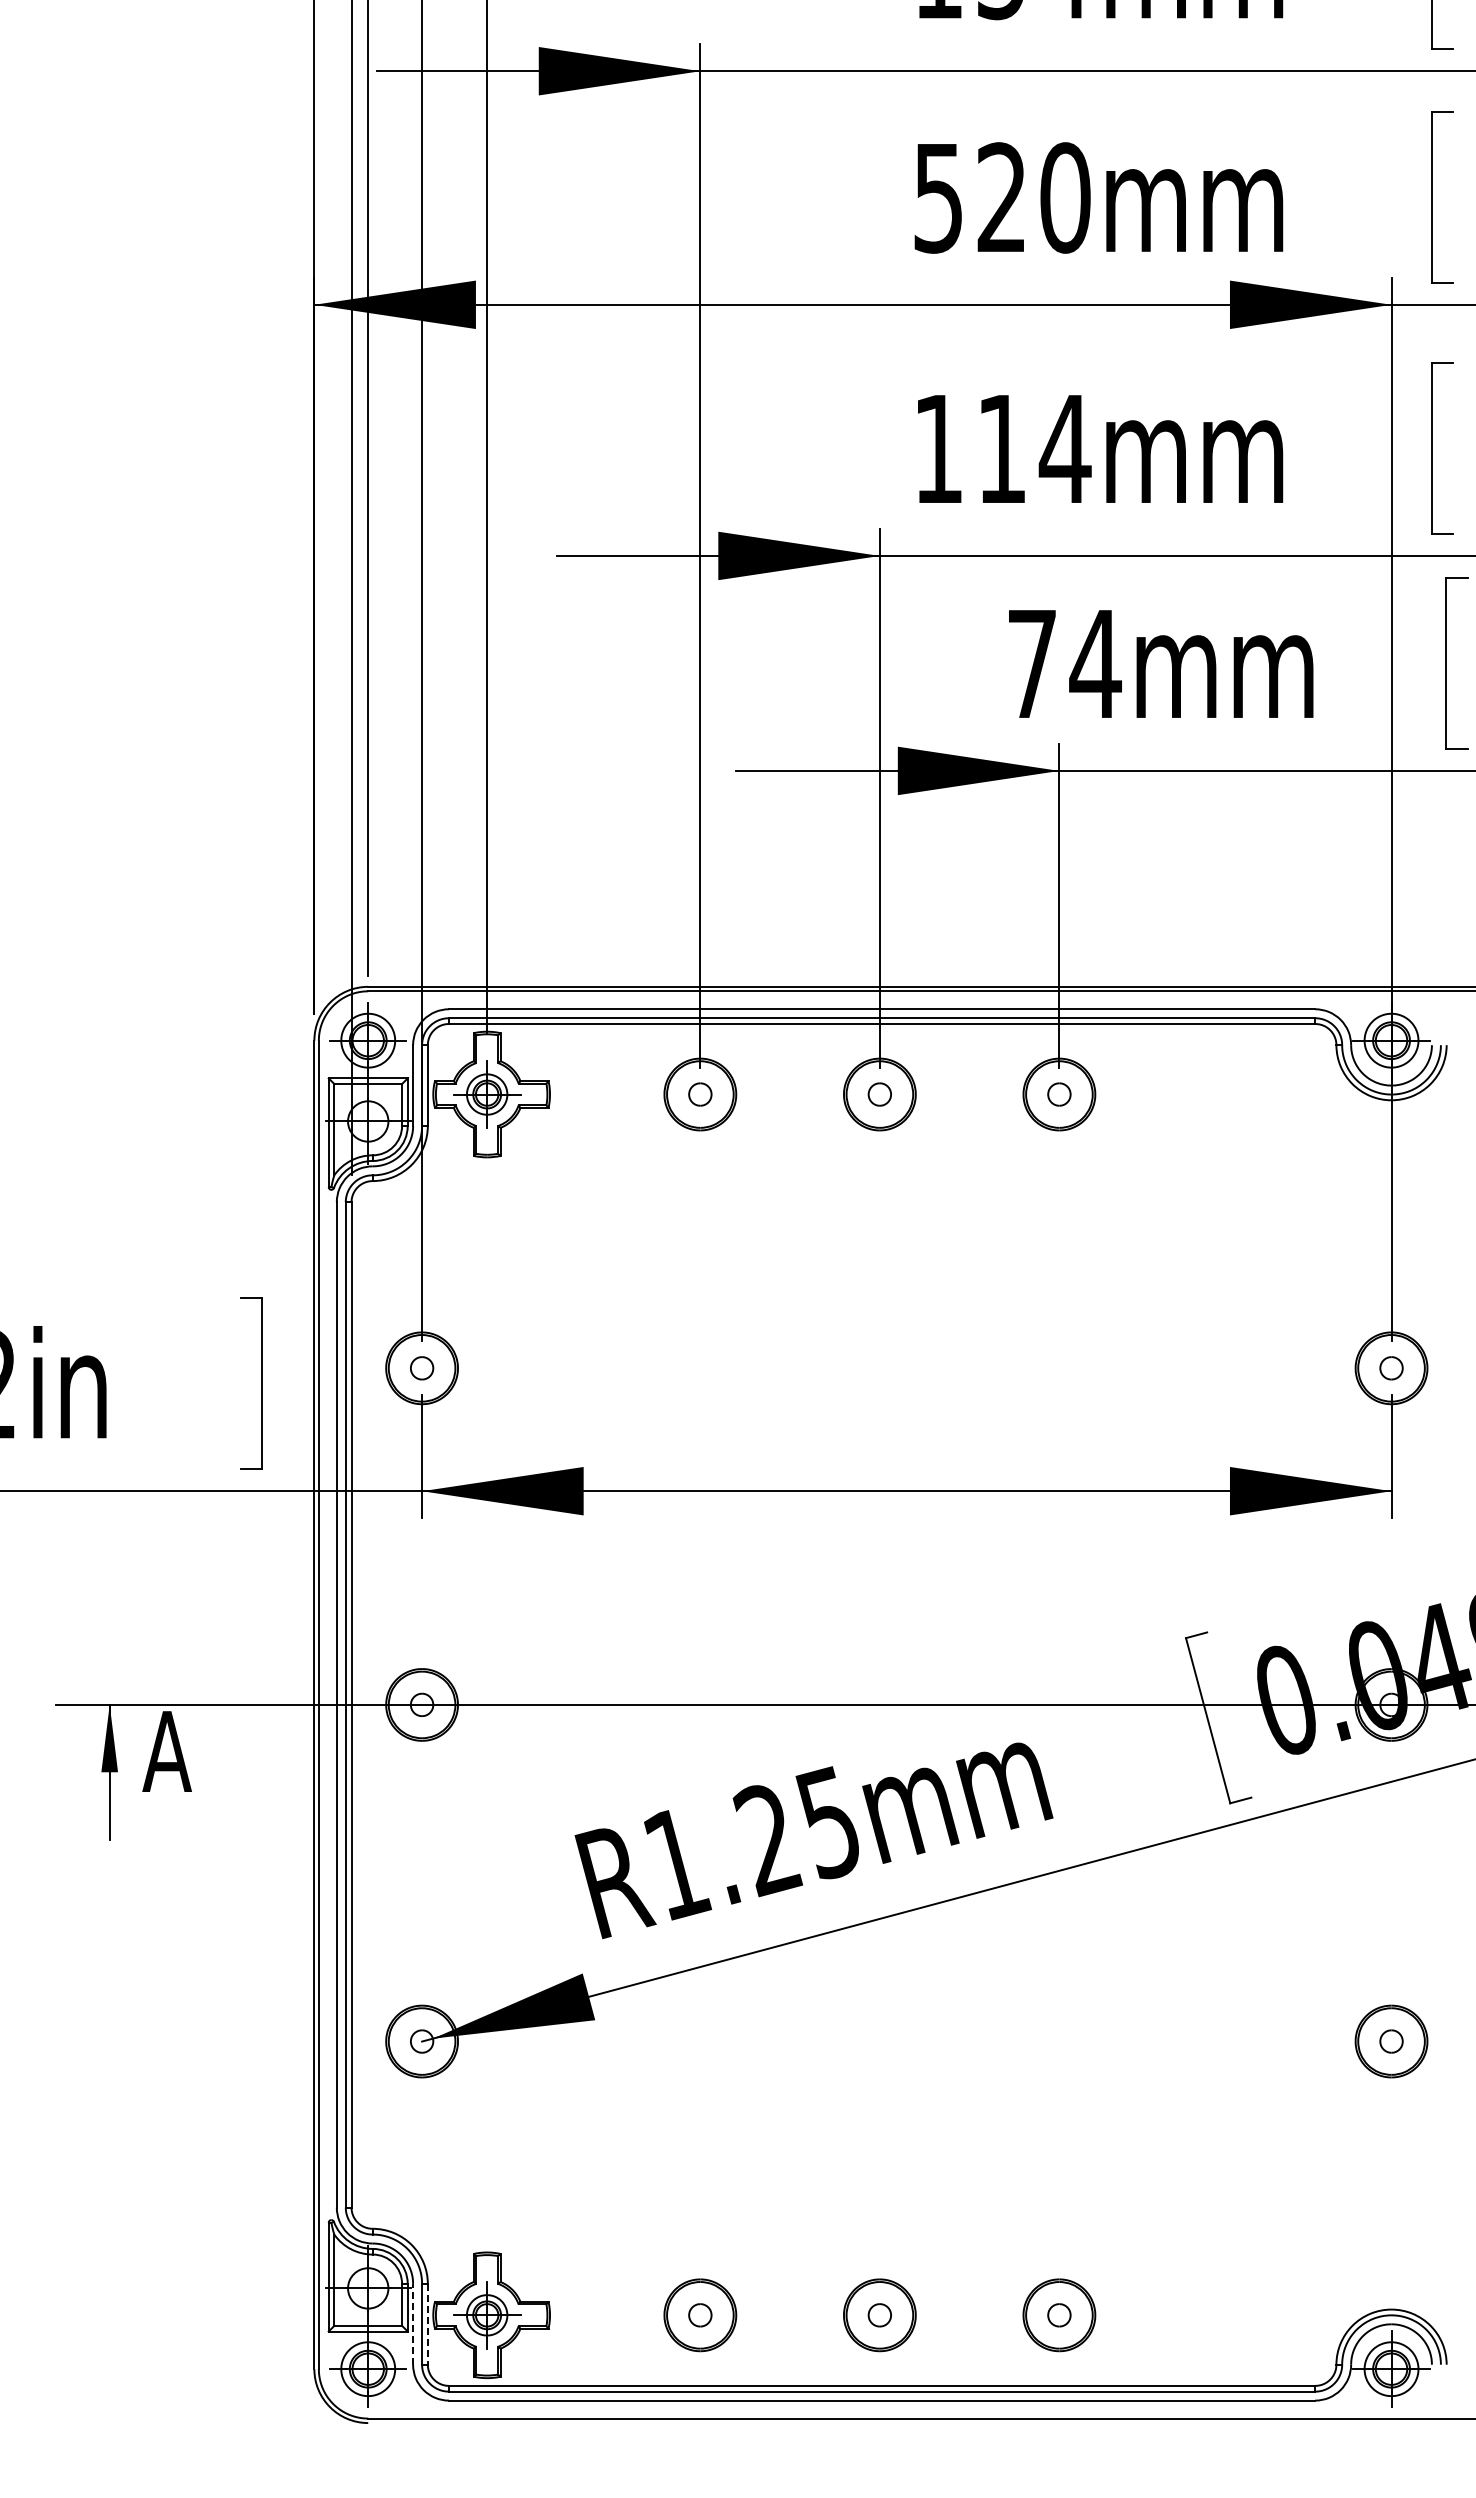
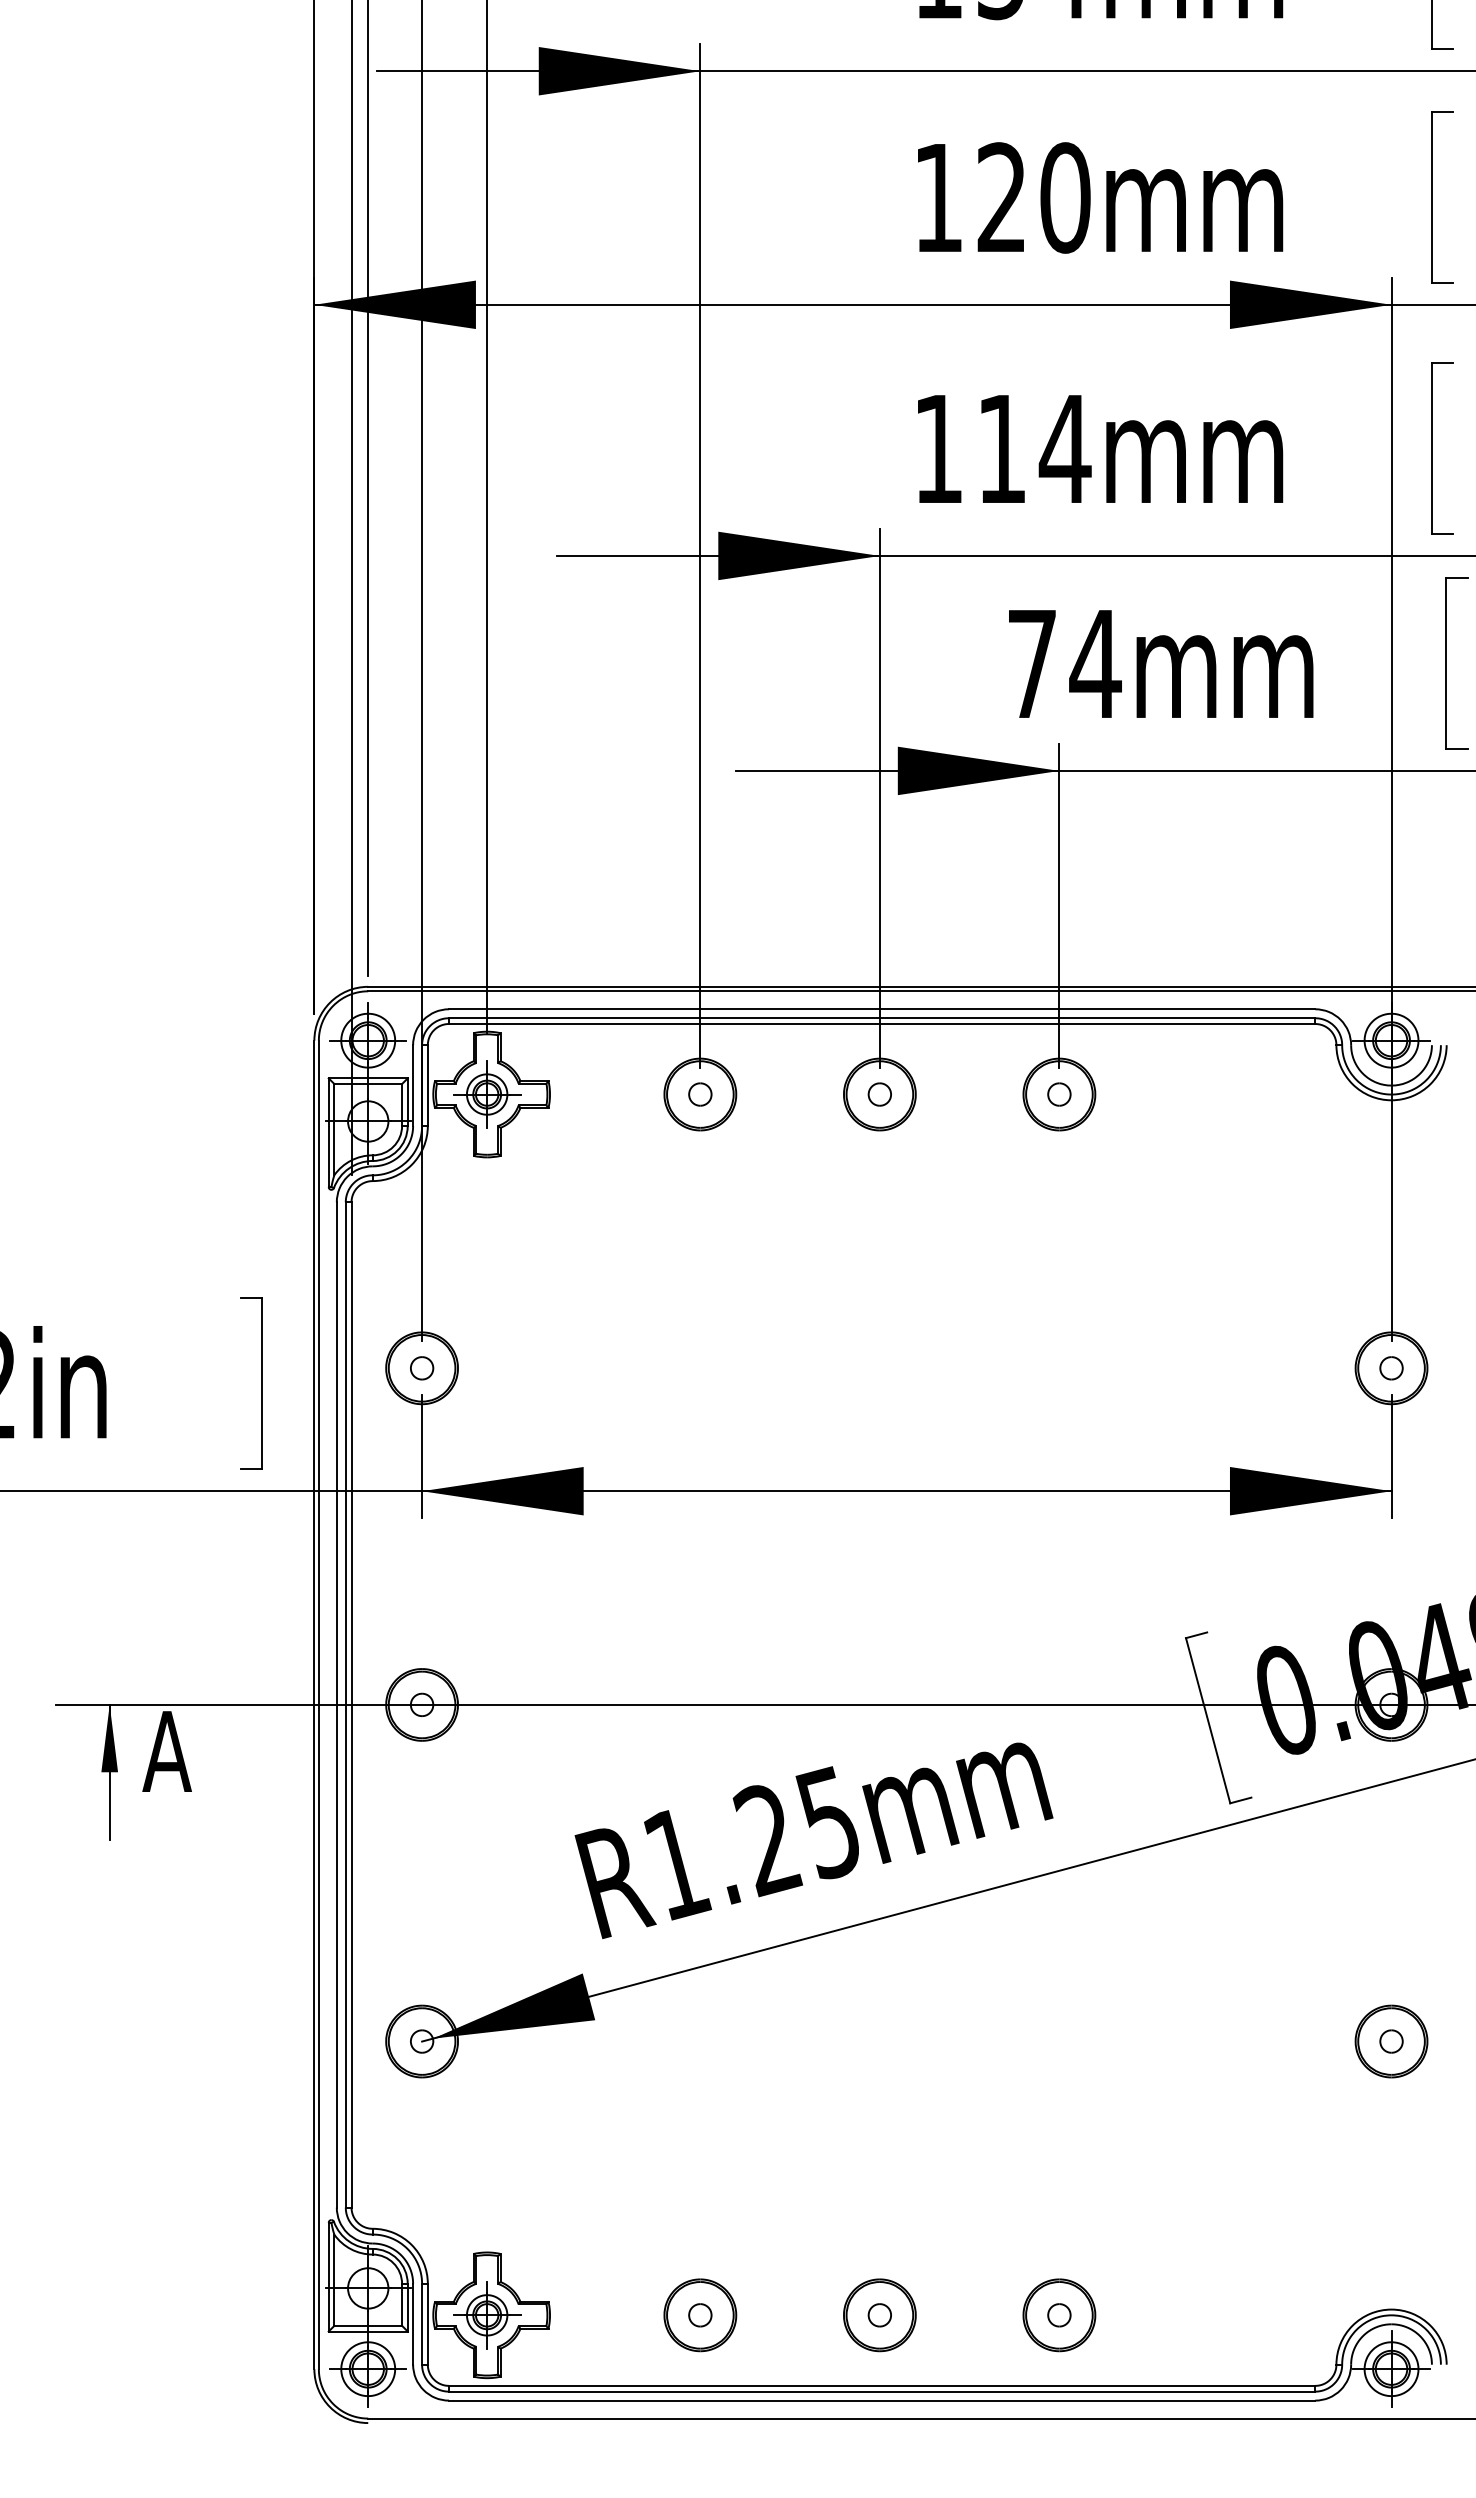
text: 520mm -> 120mm (937, 198)
line: dashed -> solid (413, 2323)
line: dashed -> solid (427, 2324)
